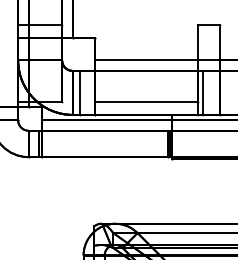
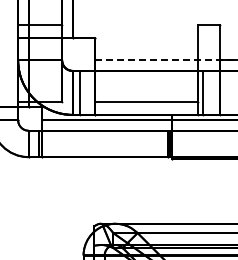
line: solid -> dashed (166, 60)
